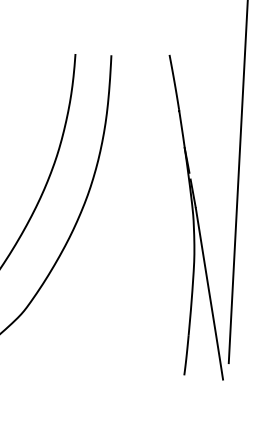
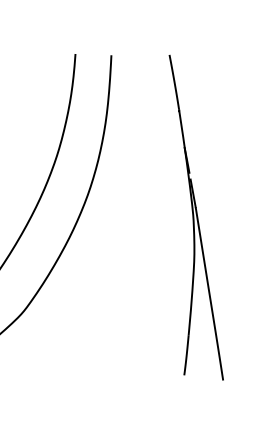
line: present -> none (237, 182)
